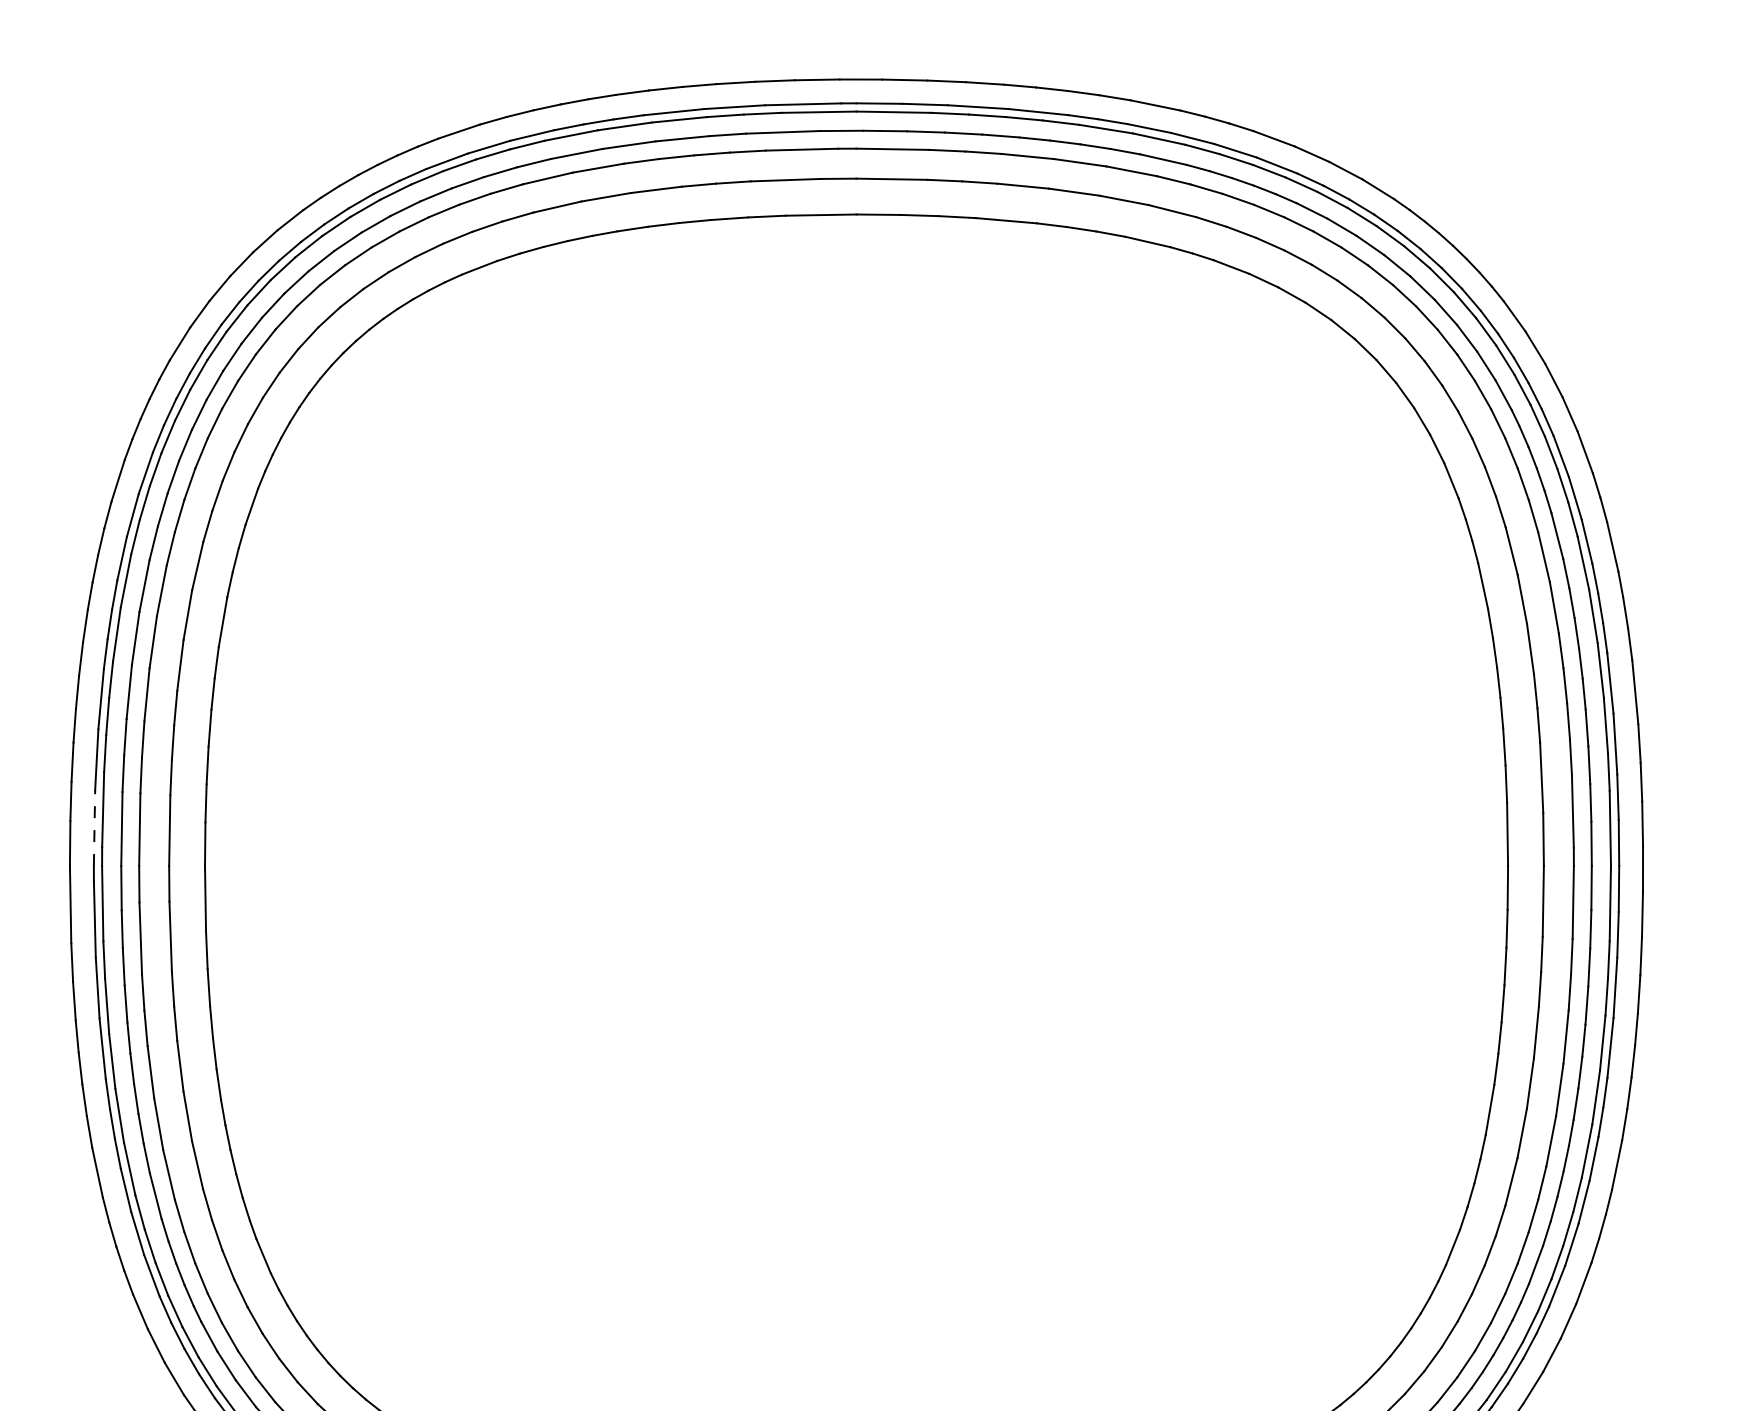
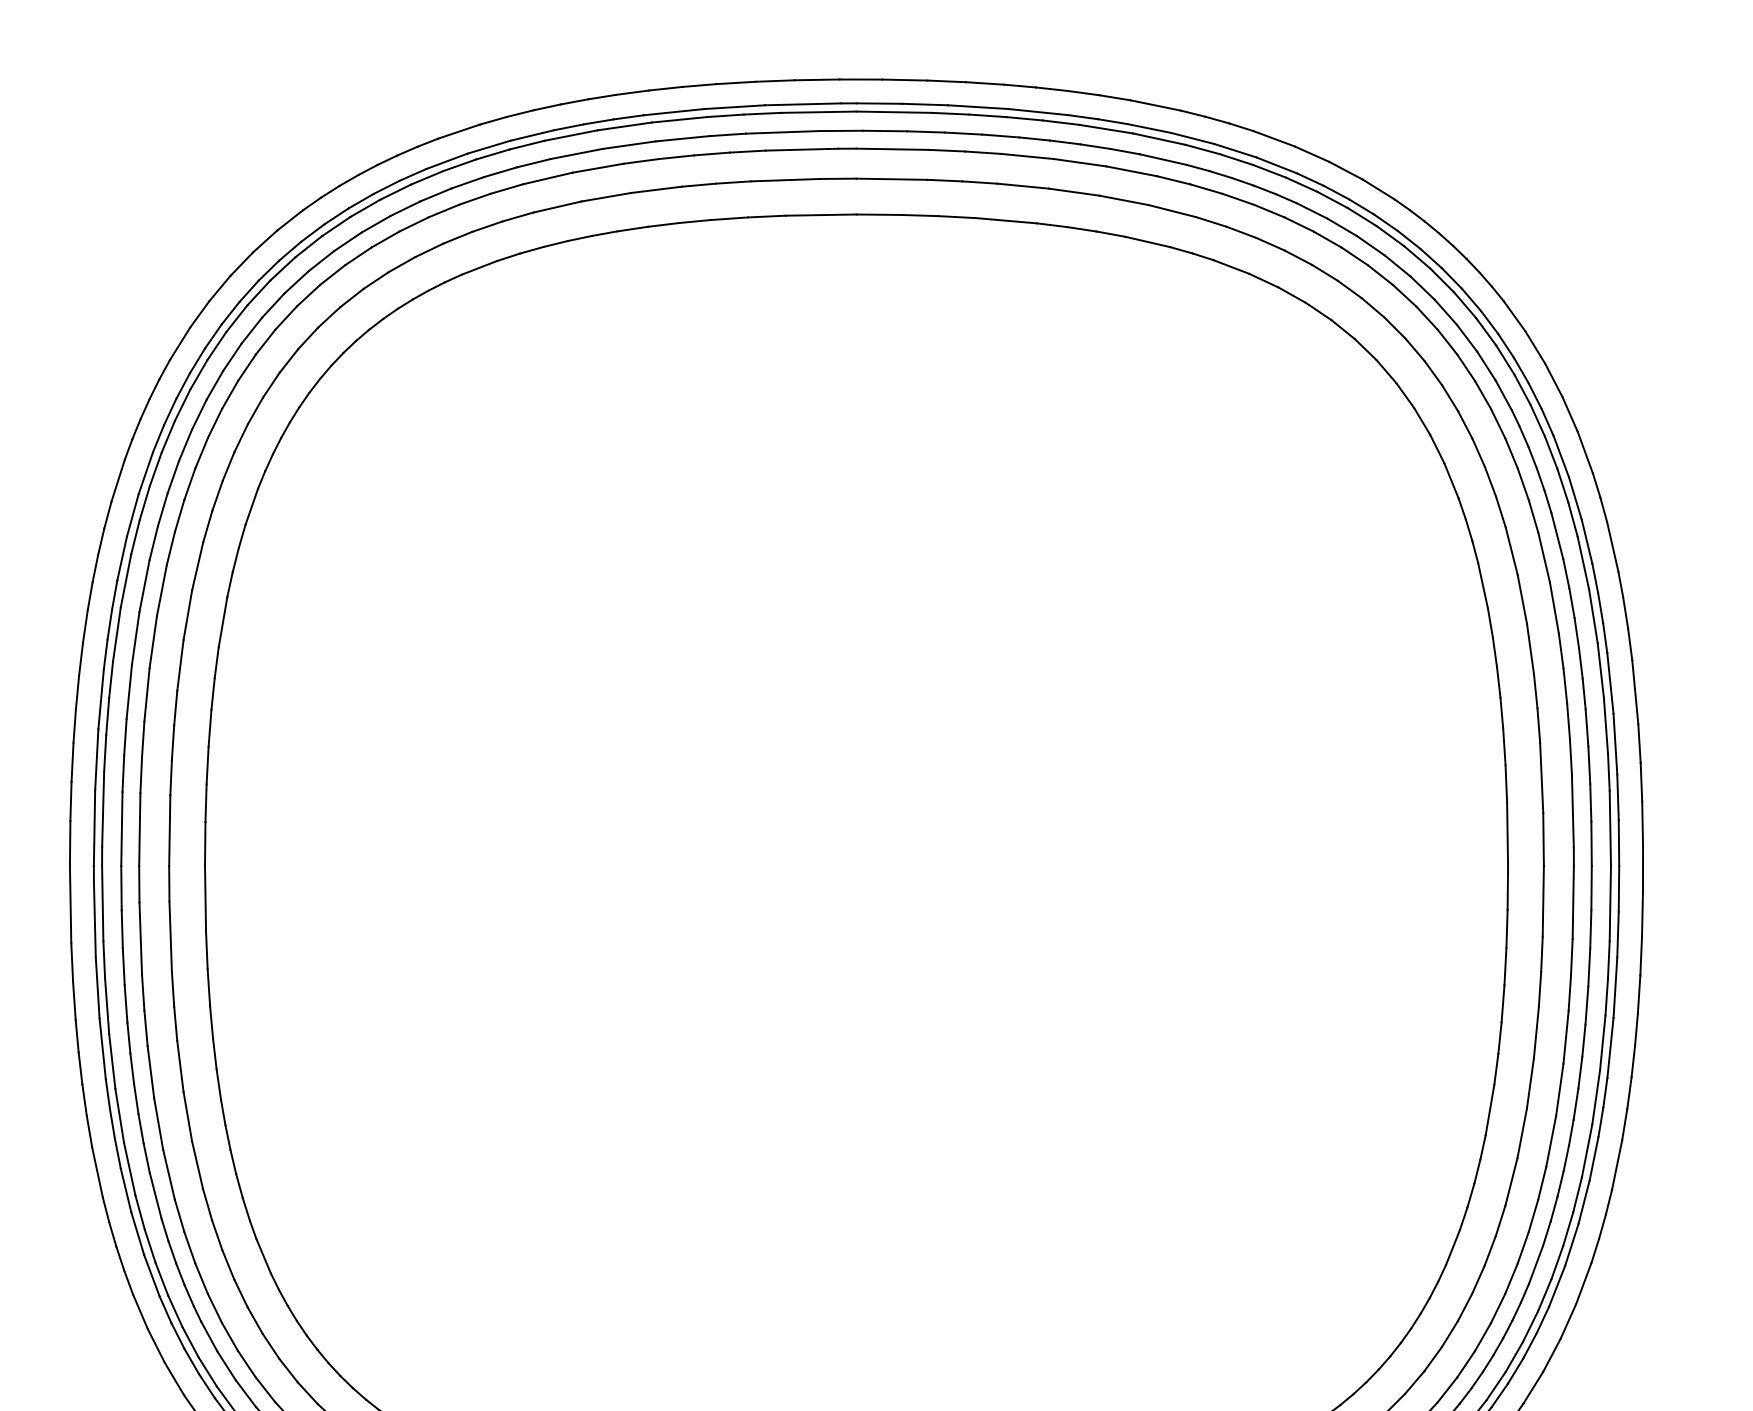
line: dashed -> solid (94, 827)
